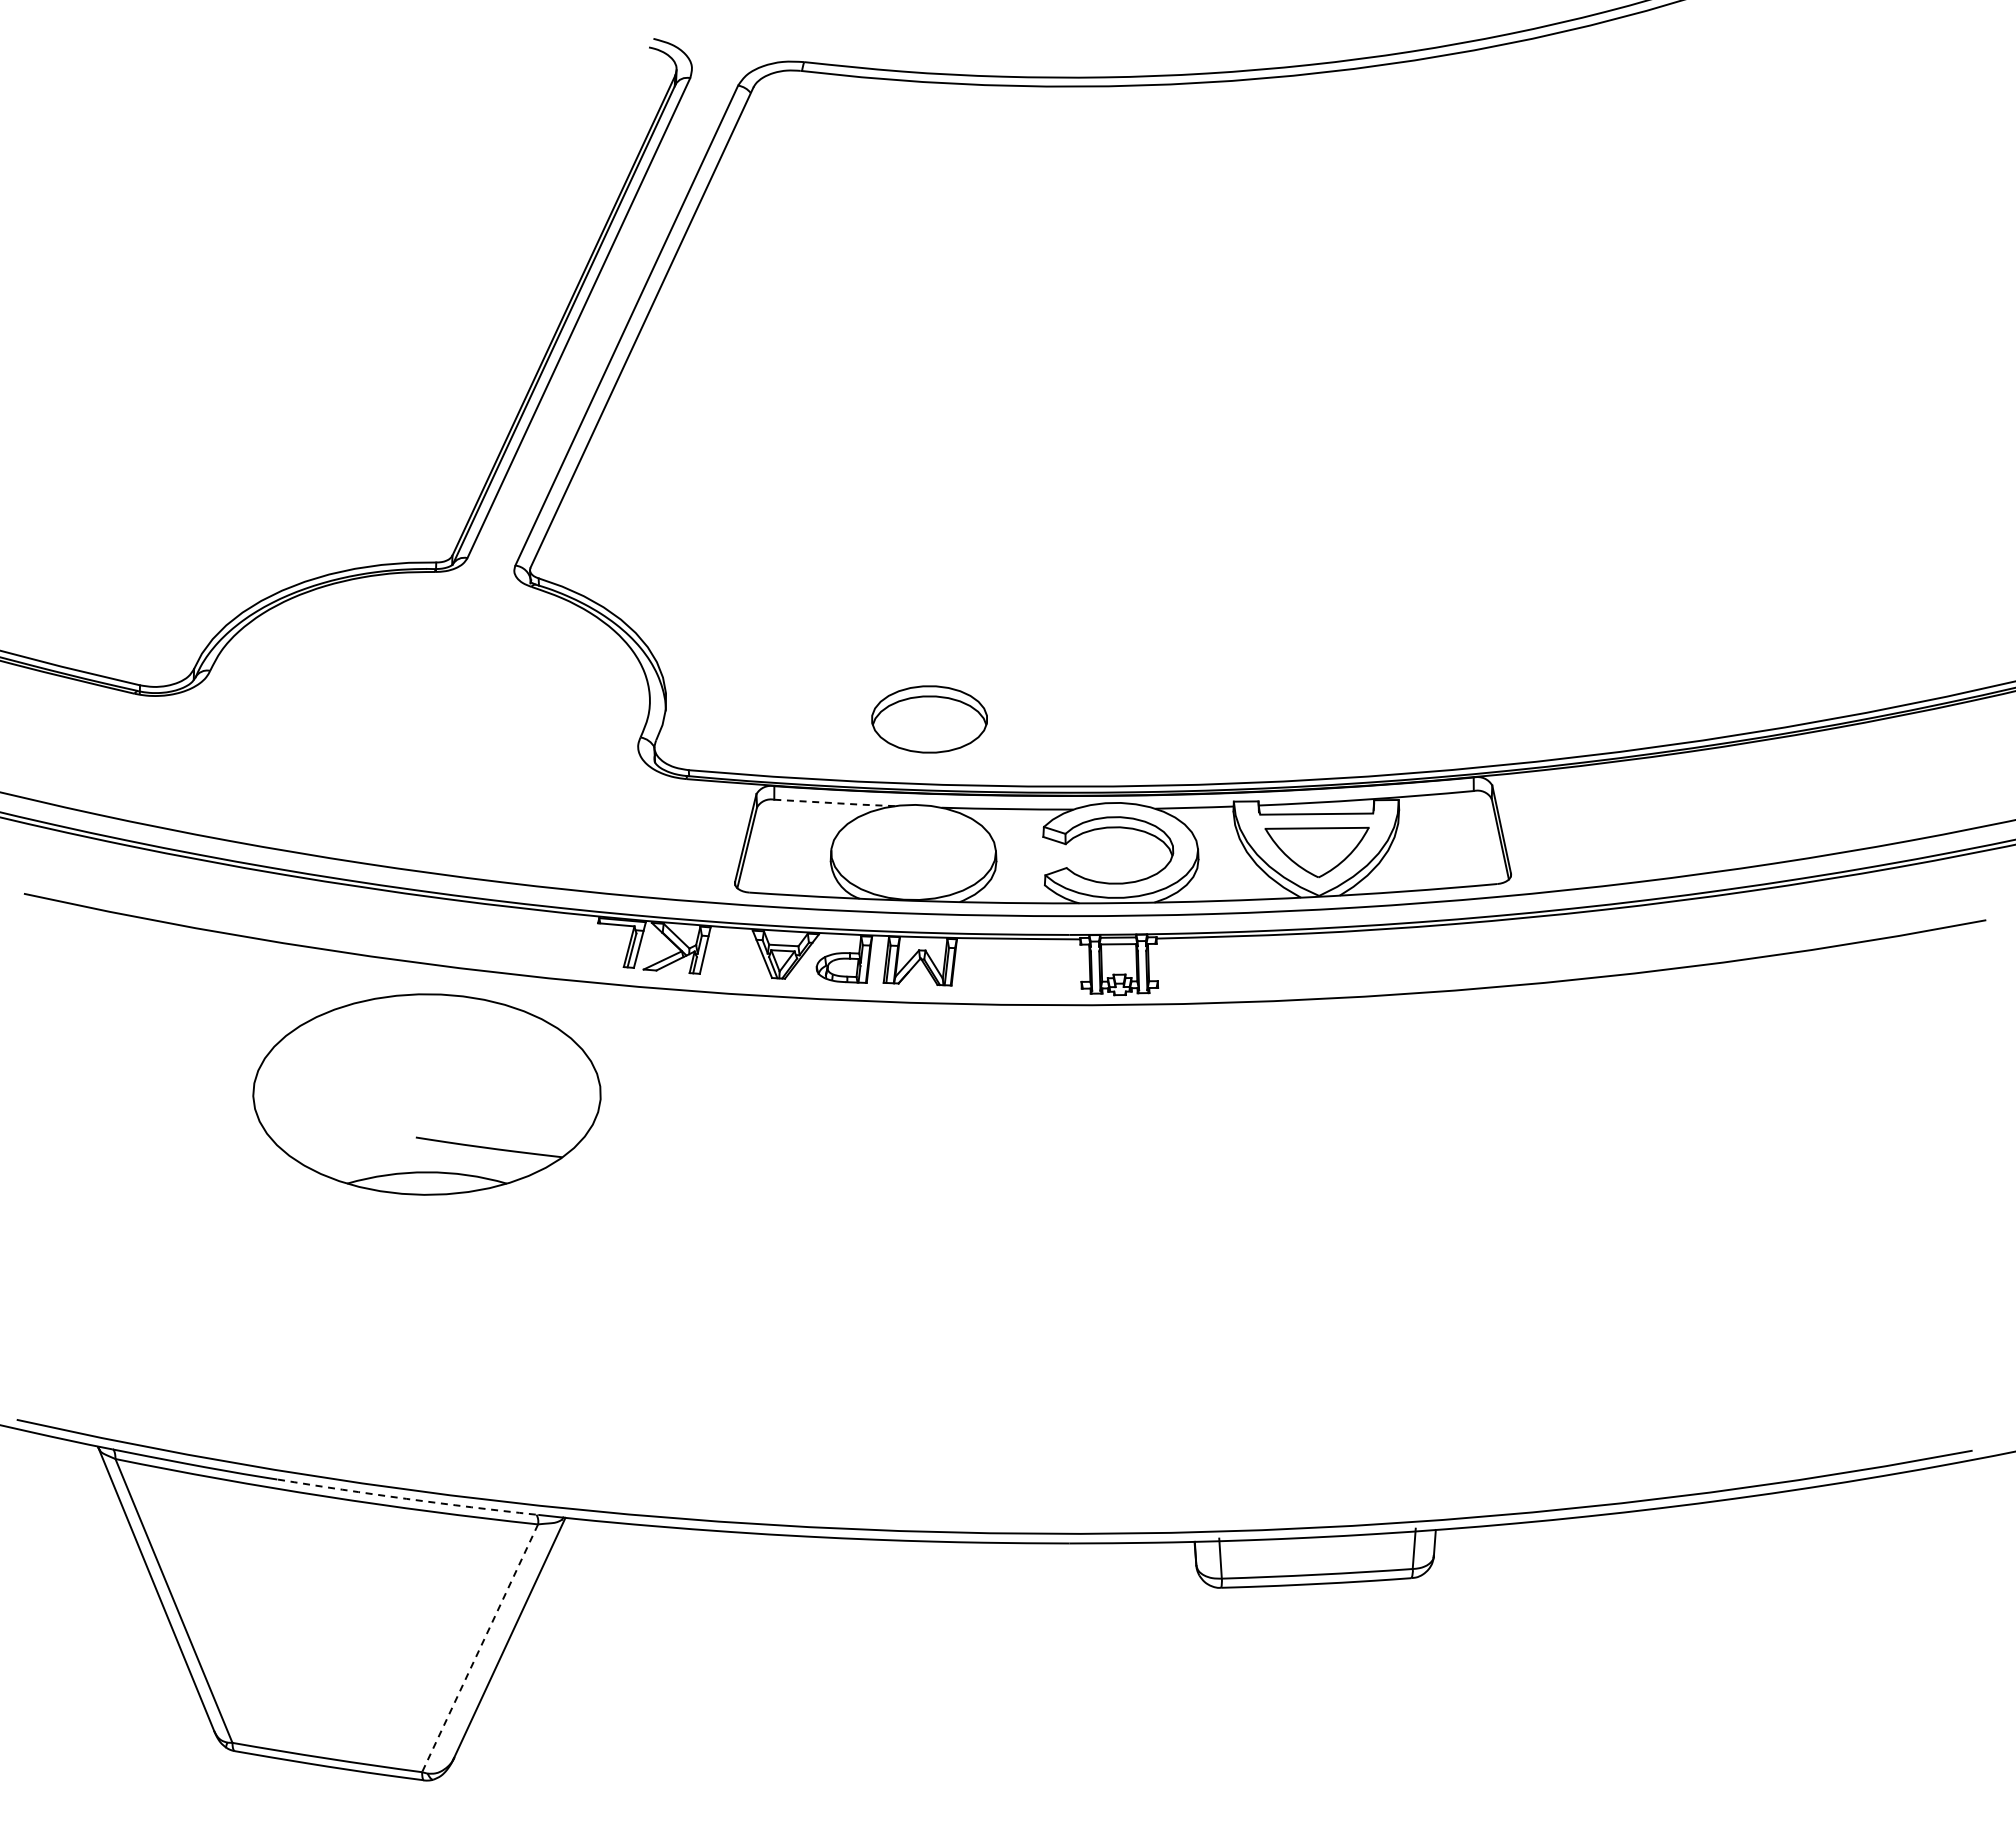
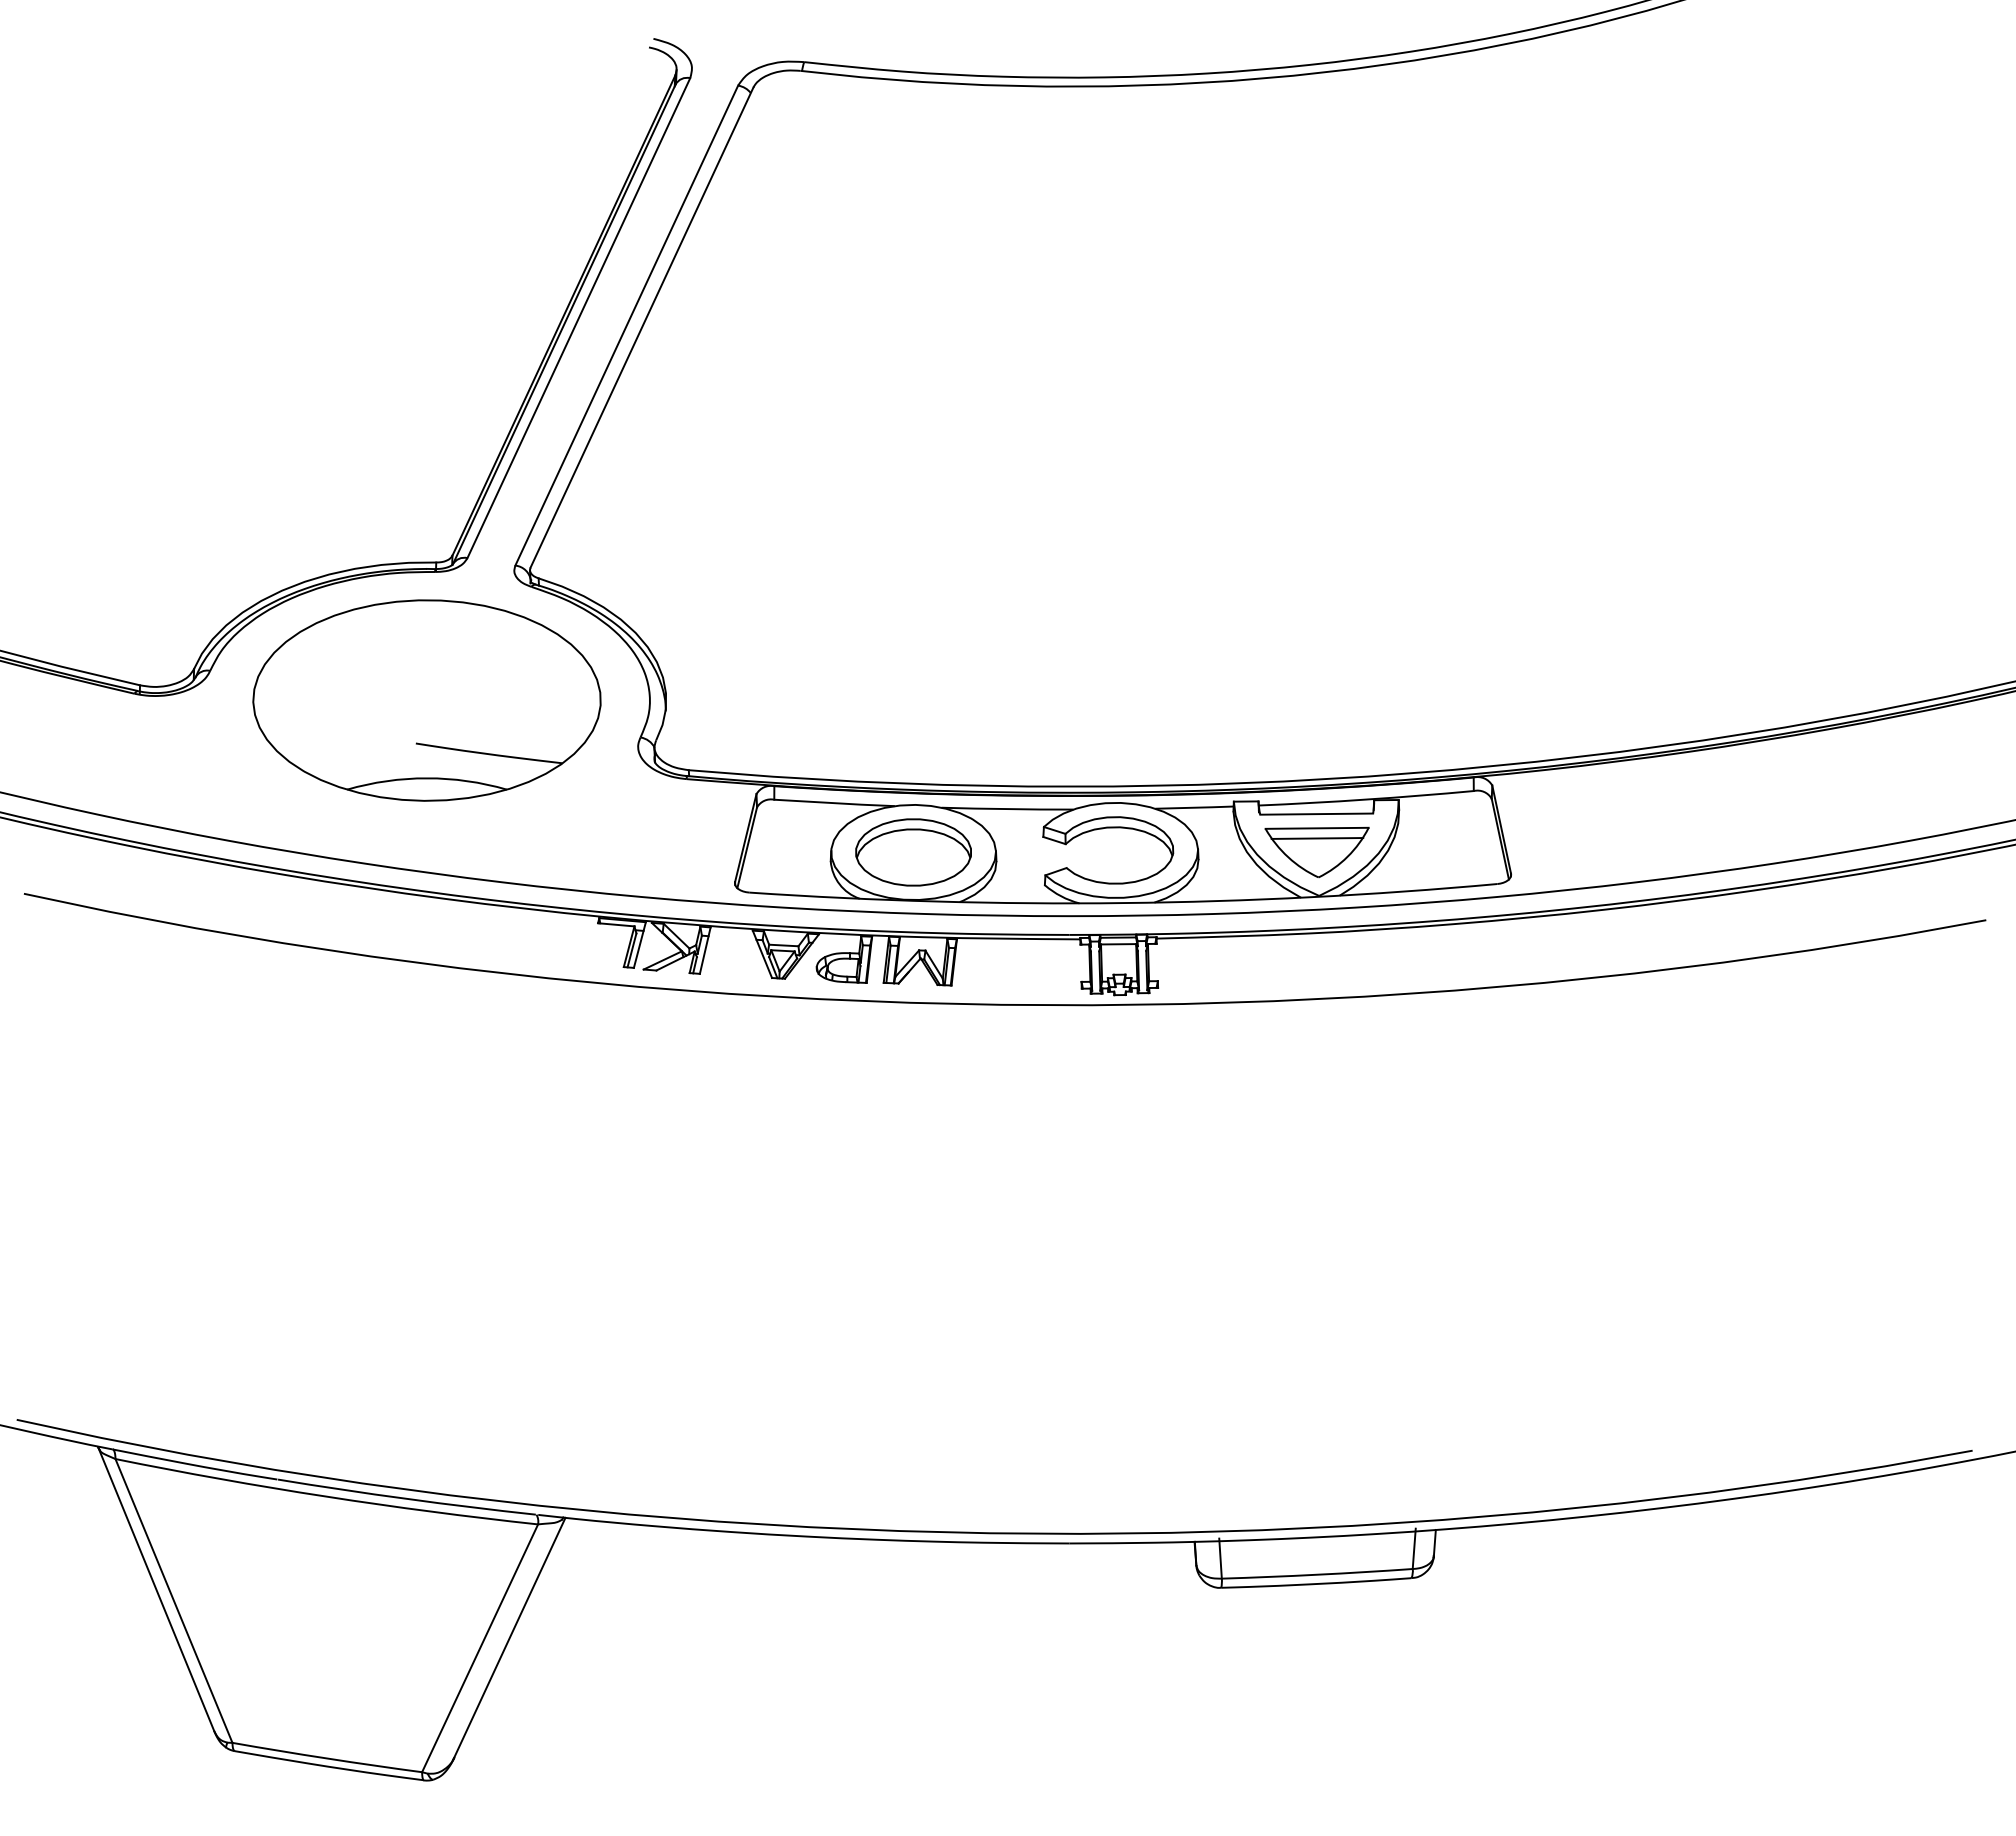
part position: (929, 719) -> (913, 852) (913, 852)
line: dashed -> solid (835, 803)
line: none -> present (1317, 838)
part position: (426, 1094) -> (426, 700) (426, 700)
arc: dashed -> solid (406, 1498)
line: dashed -> solid (480, 1648)
